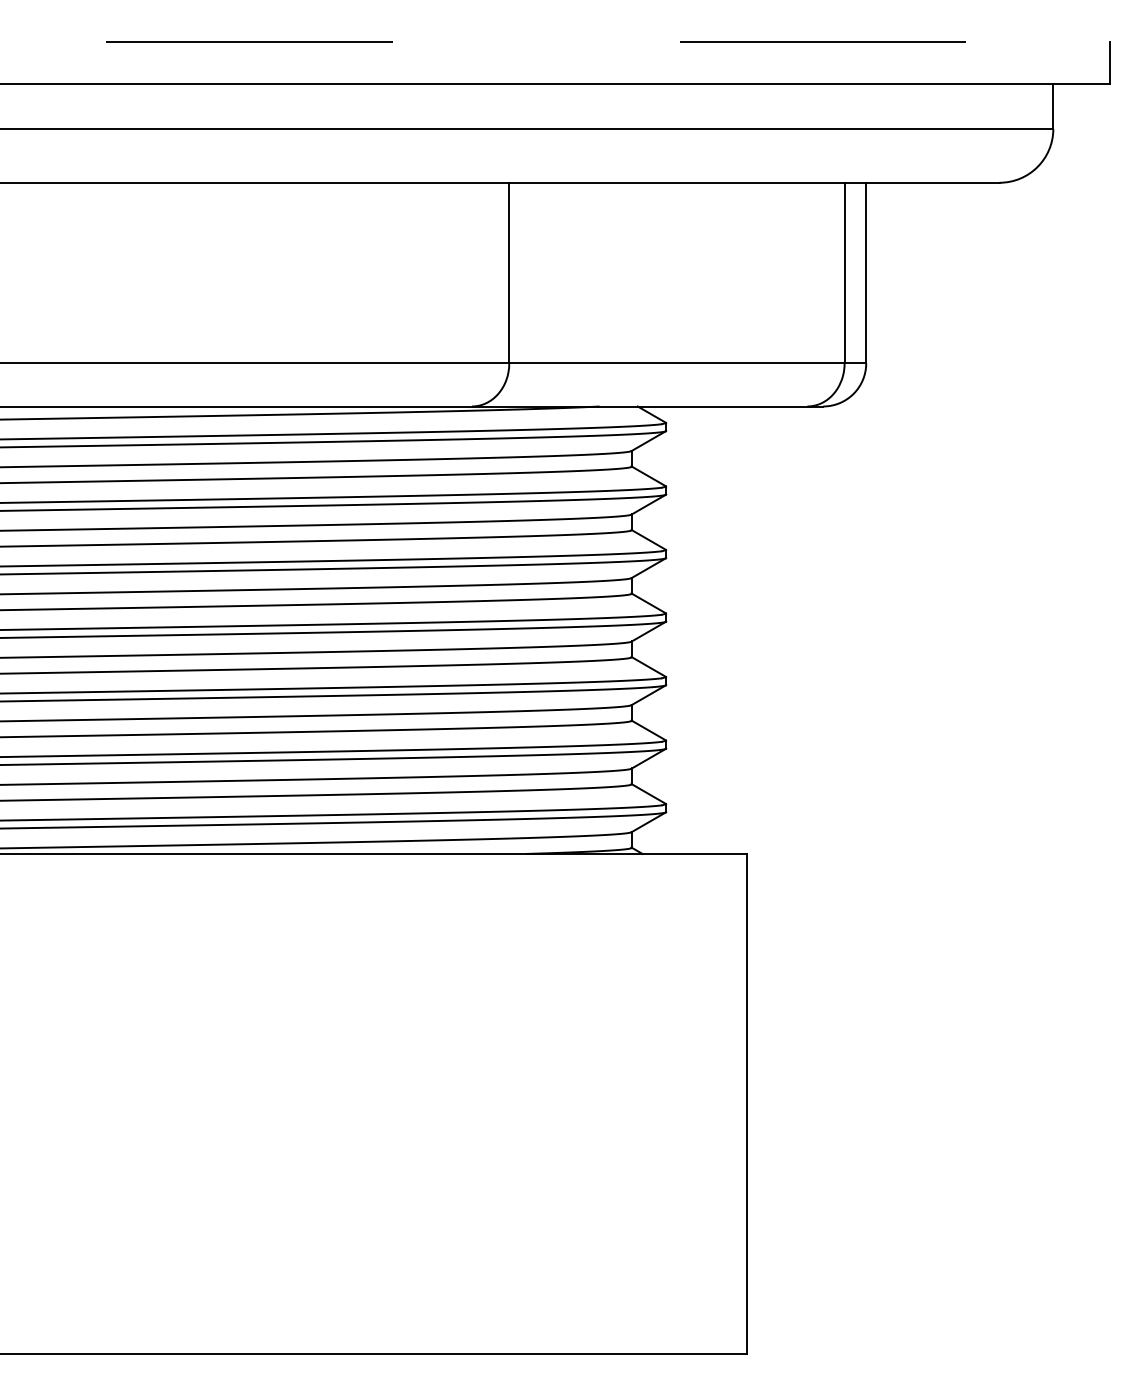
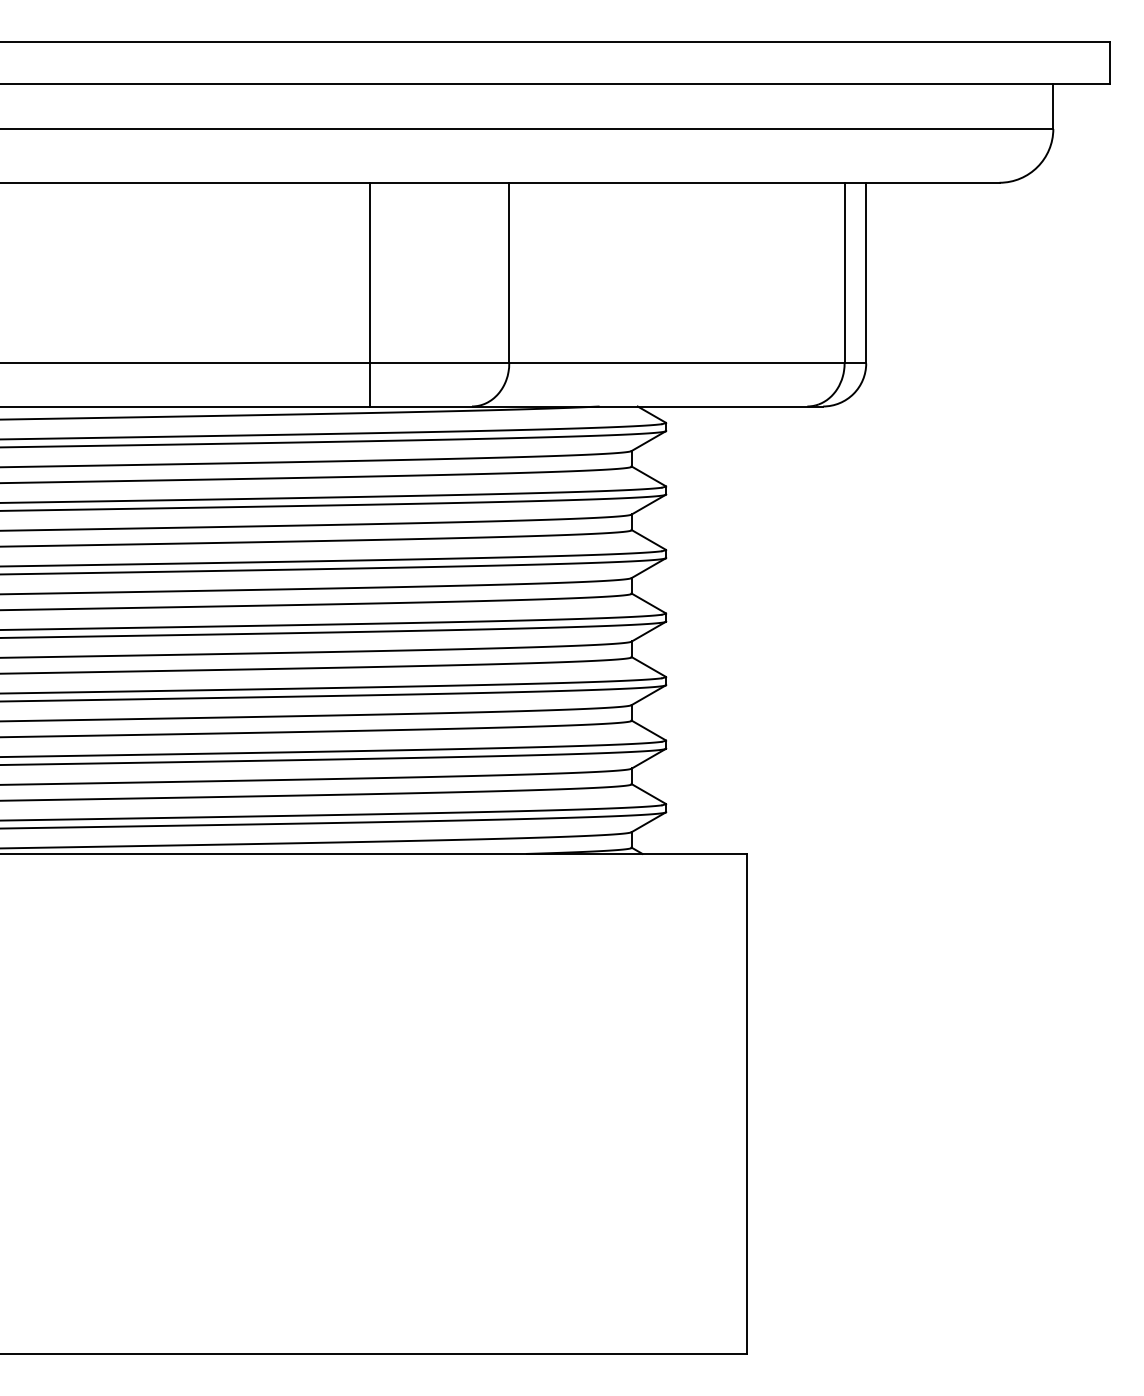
line: dashed -> solid (555, 41)
line: none -> present (369, 294)
